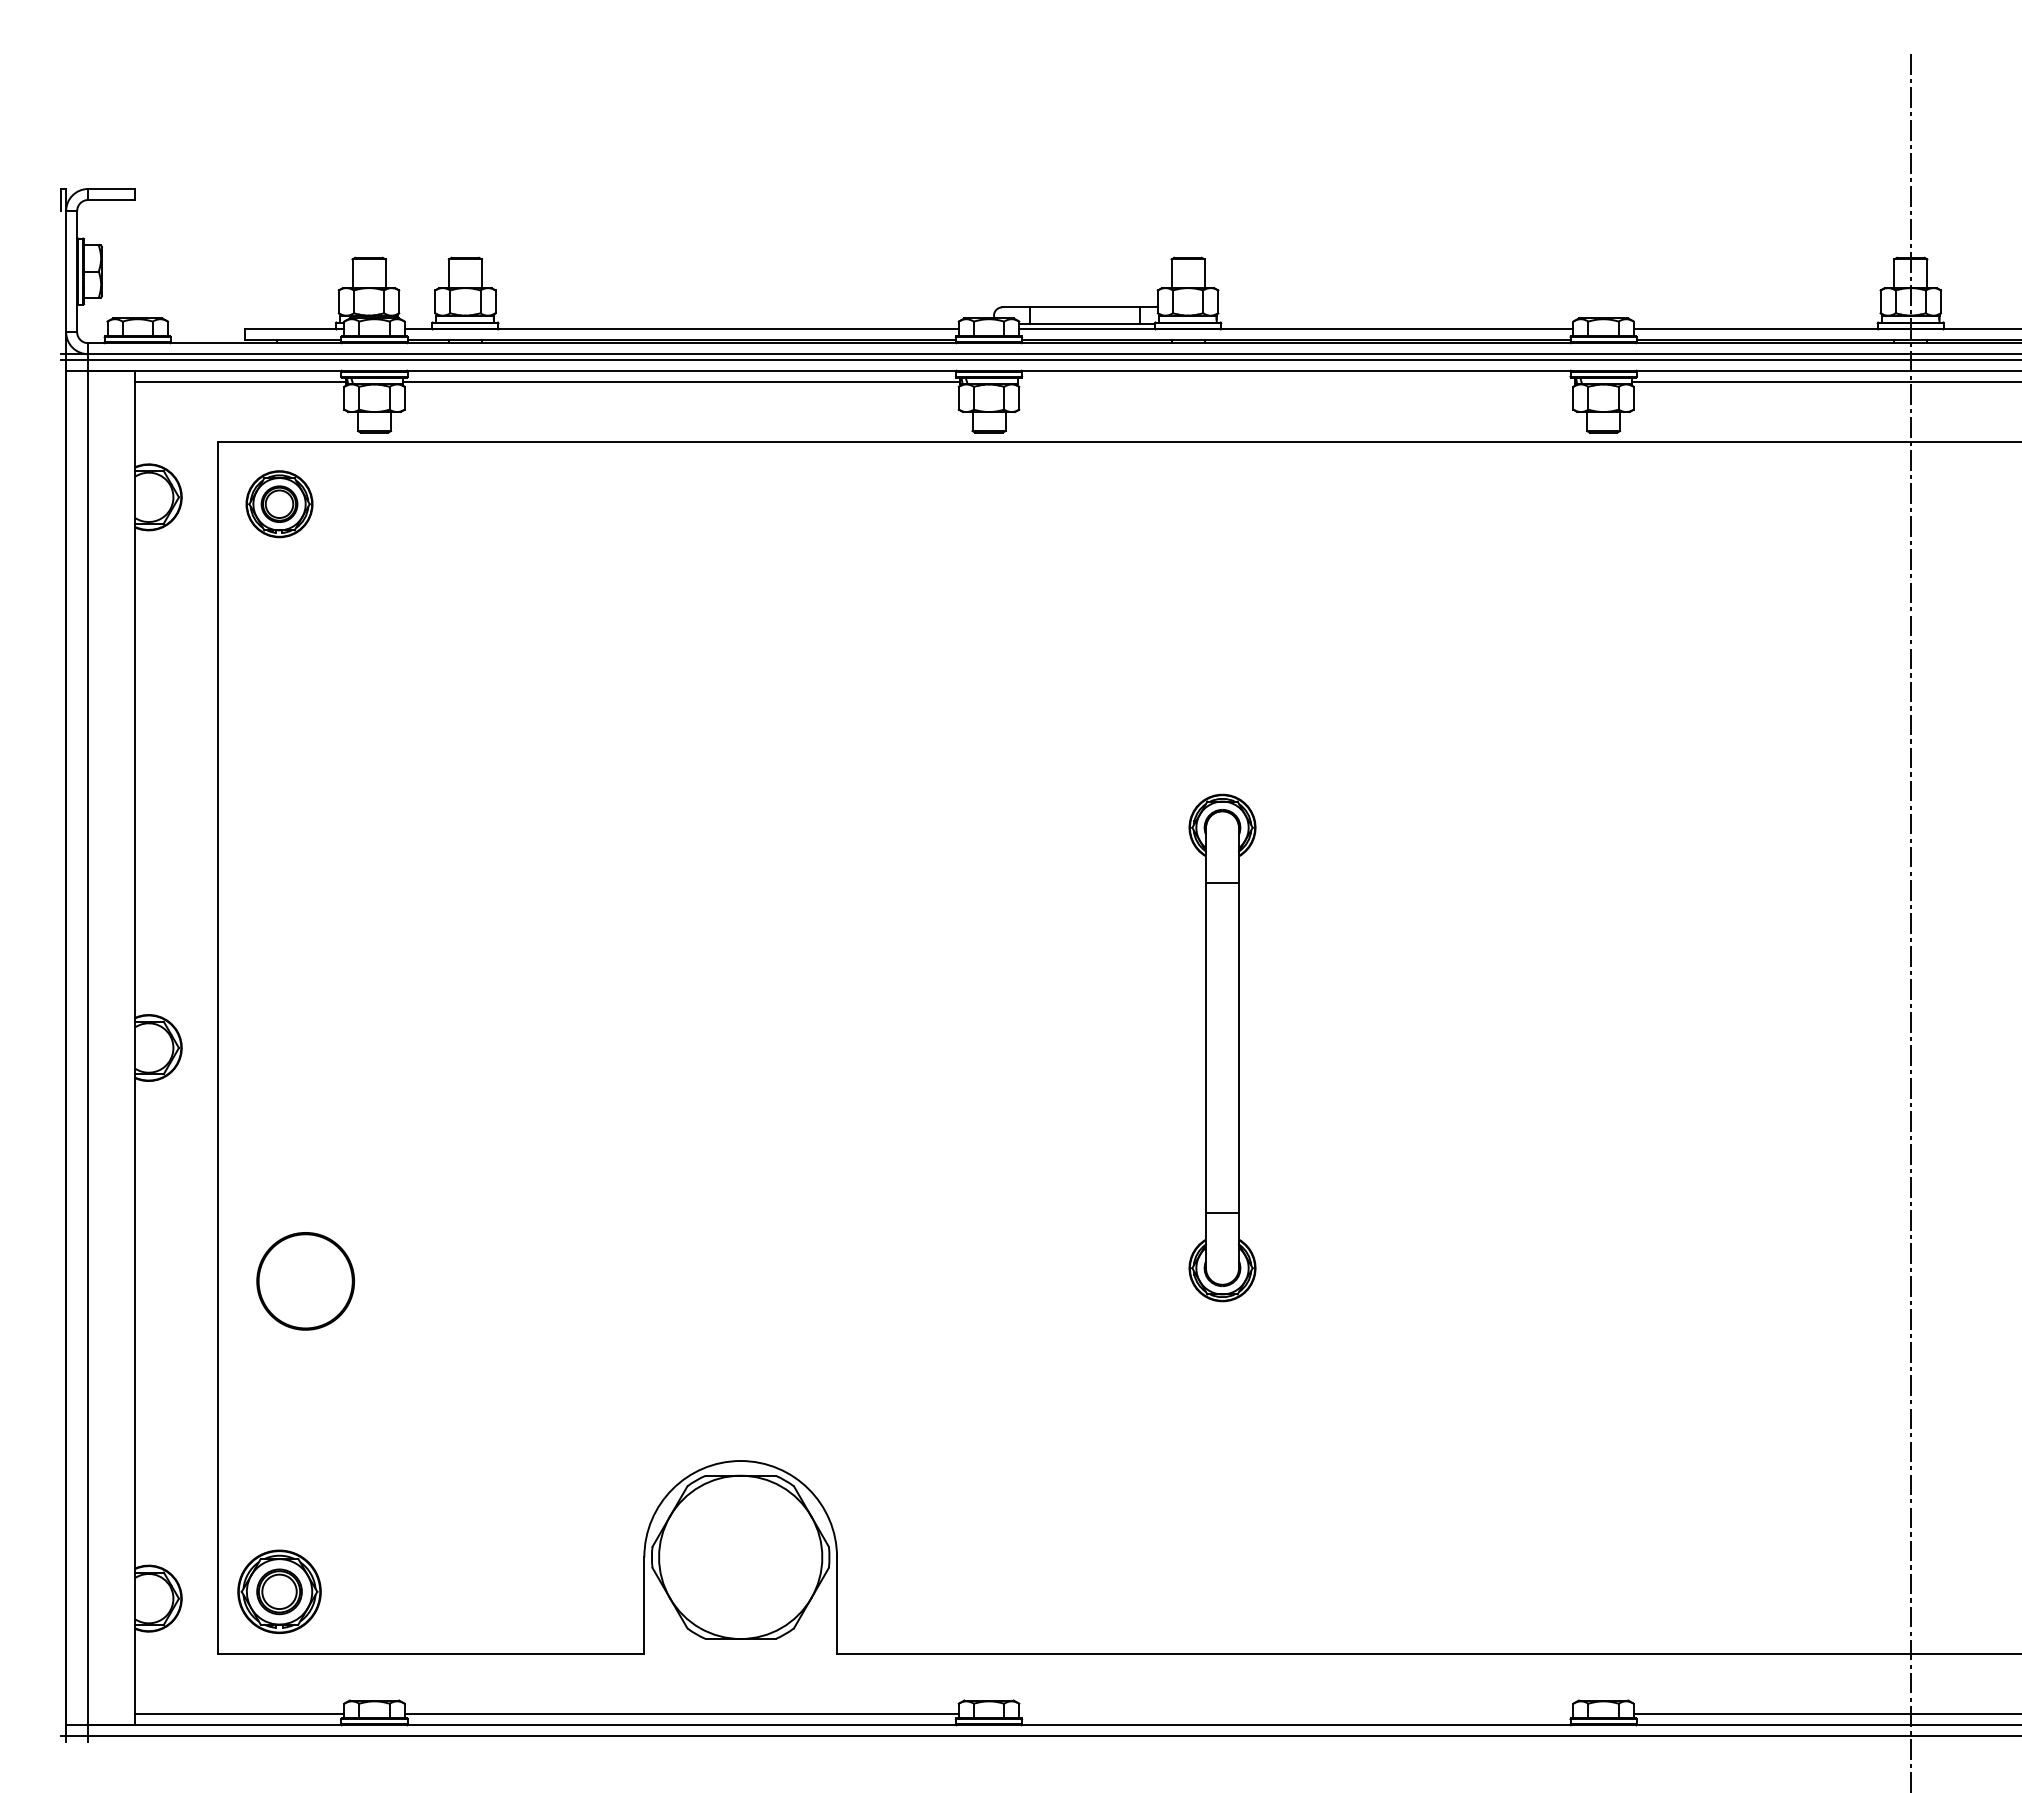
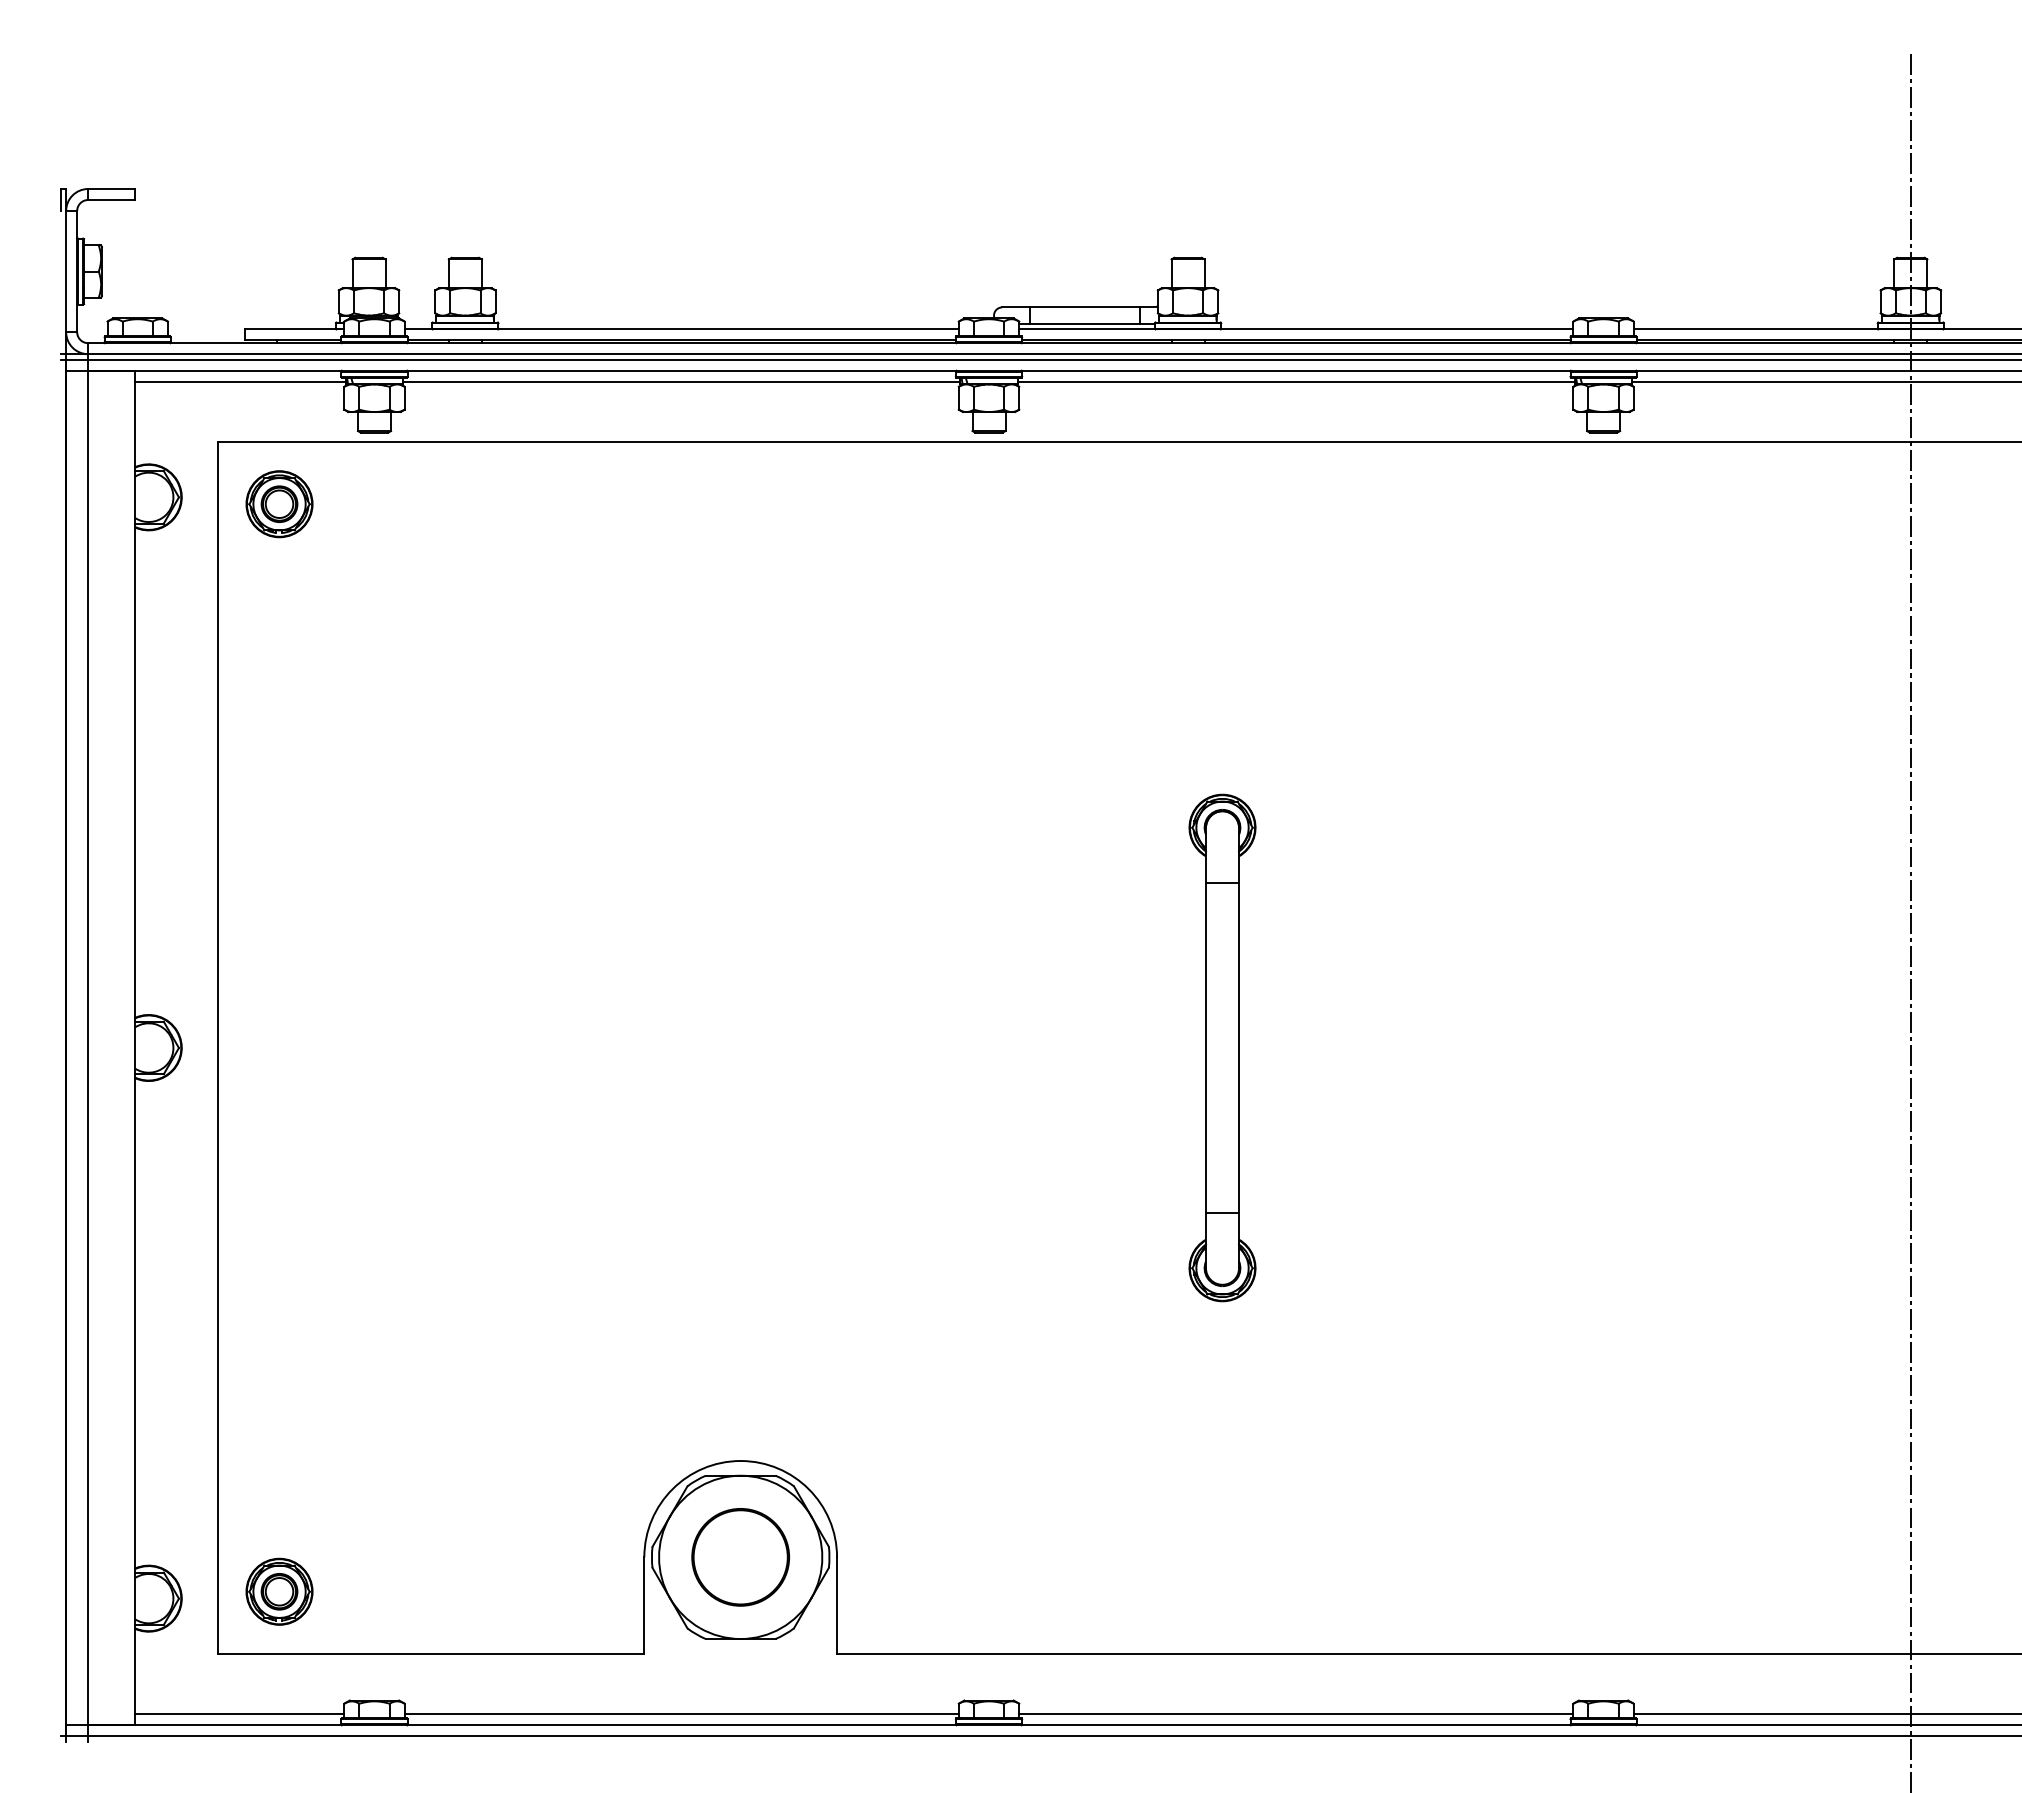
line: none -> present (1295, 381)
part position: (305, 1281) -> (740, 1557) (740, 1557)
part size: 85x85 px -> 69x69 px (279, 1591)
line: none -> present (1296, 1714)
